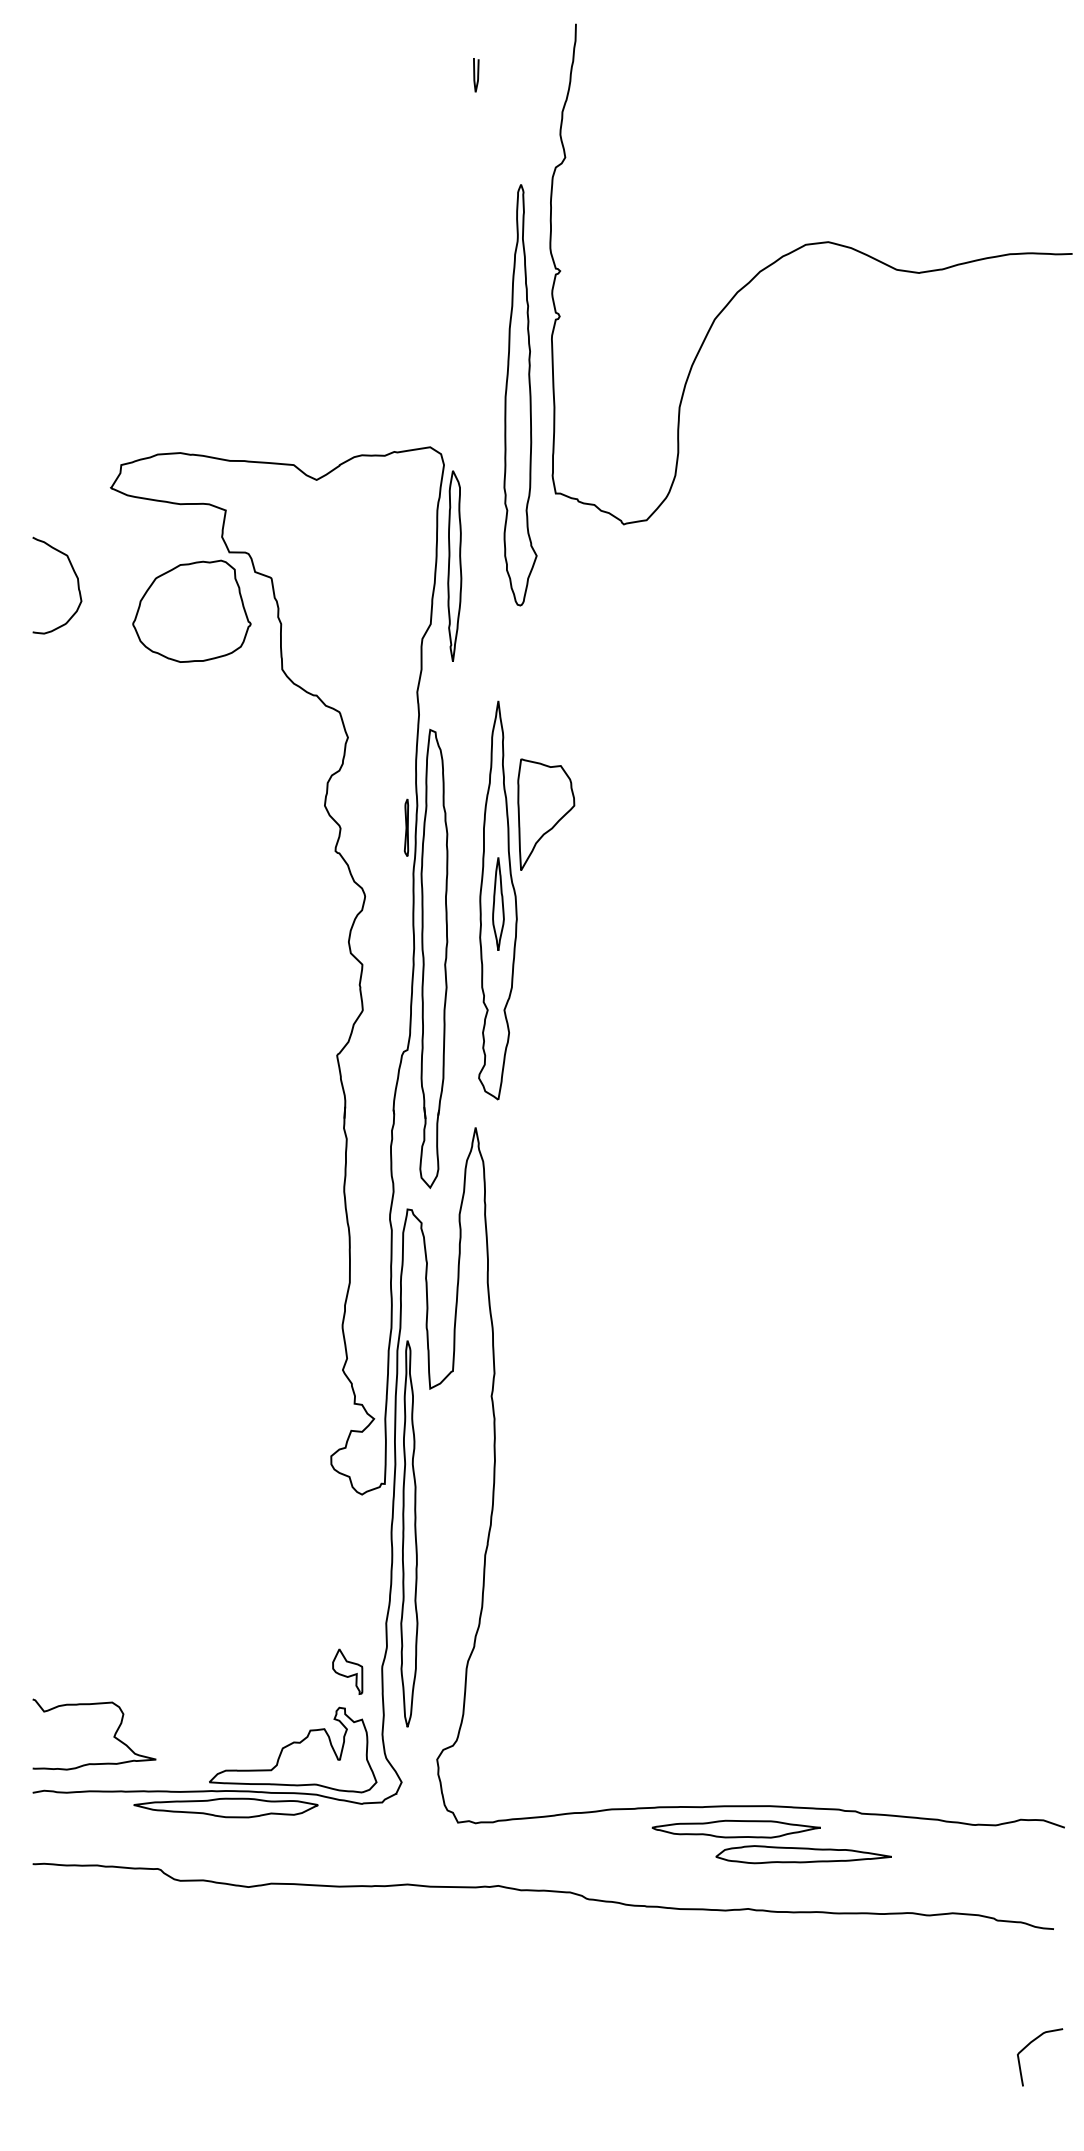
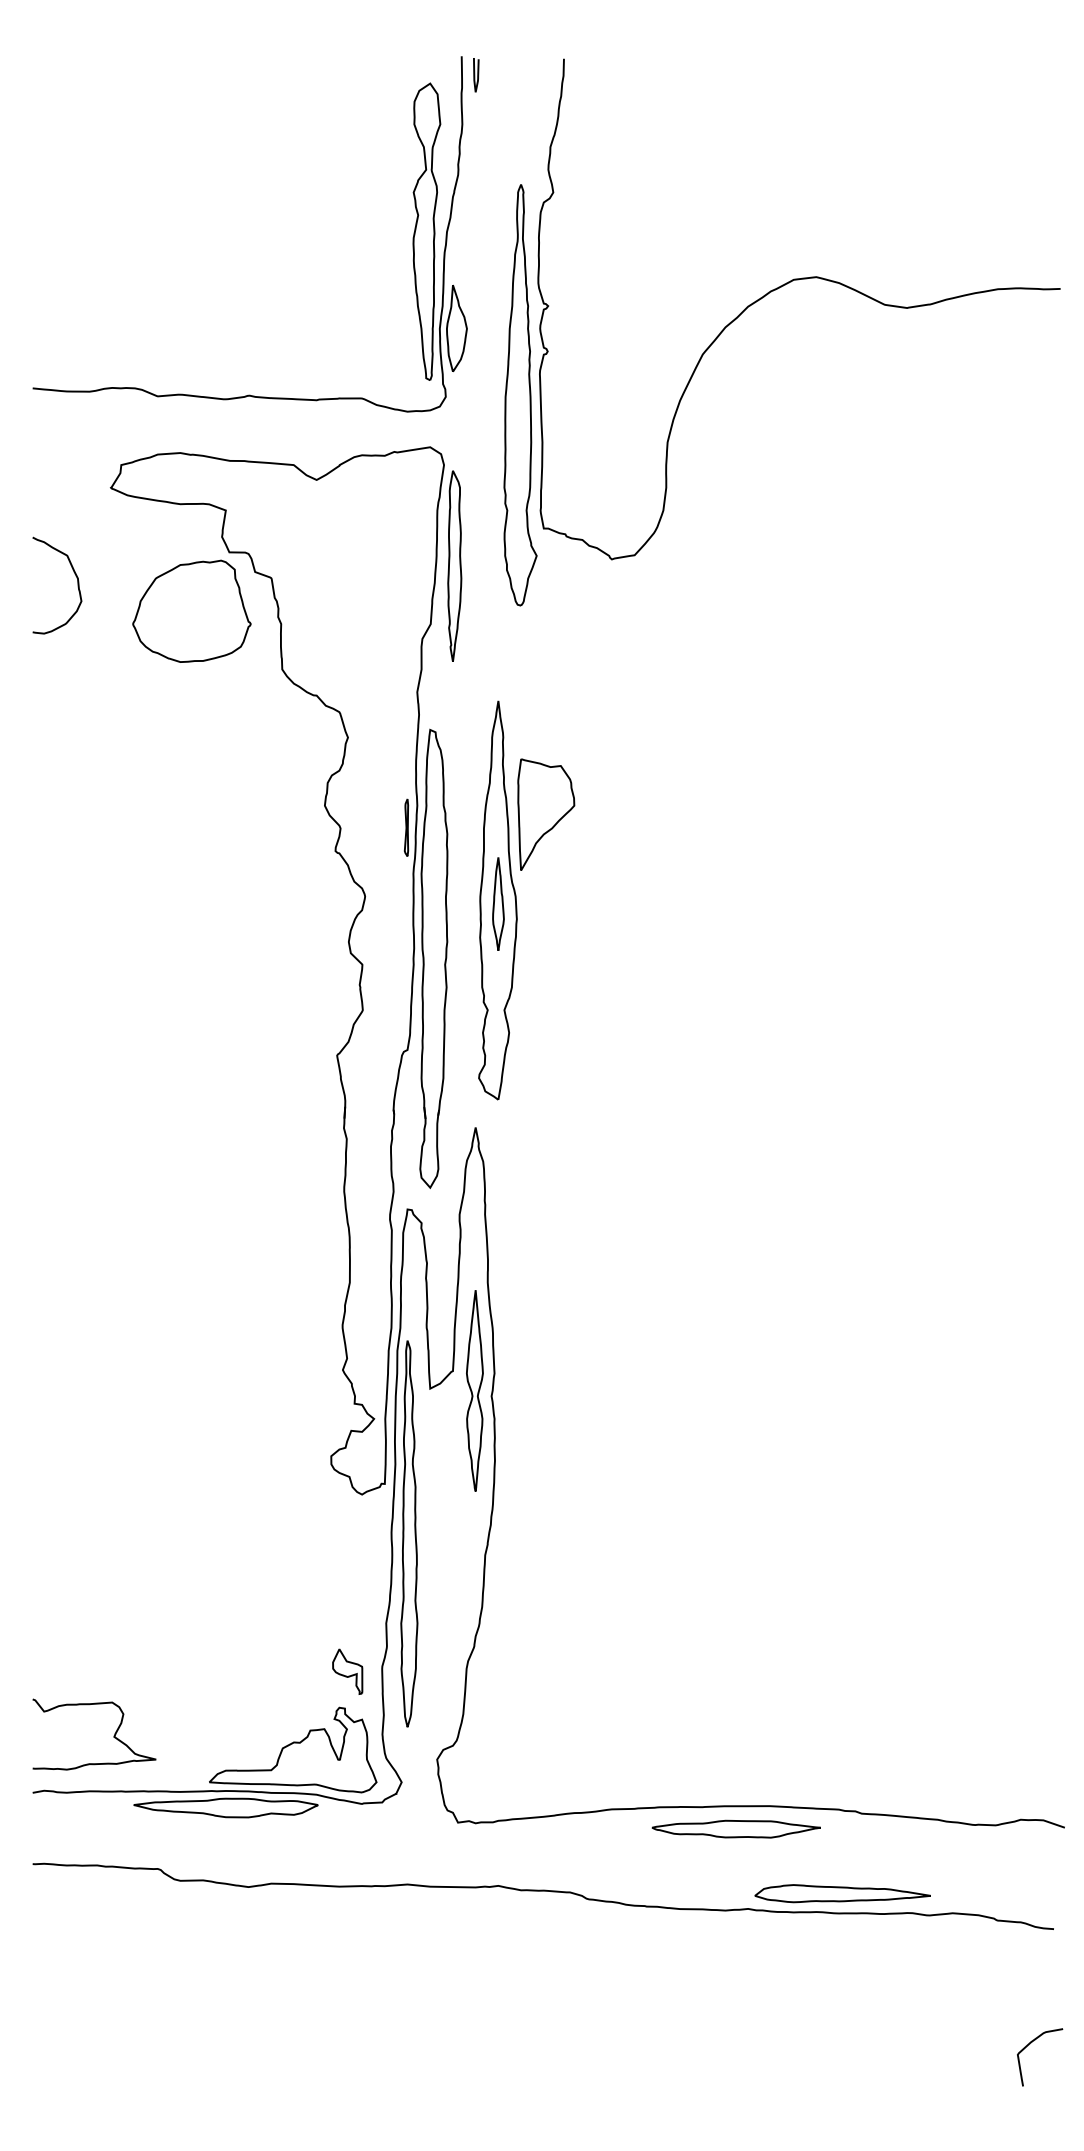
curve position: (797, 250) -> (785, 285) (785, 285)
part: none -> present (249, 394)
part: none -> present (474, 1390)
part position: (803, 1854) -> (842, 1893) (842, 1893)
